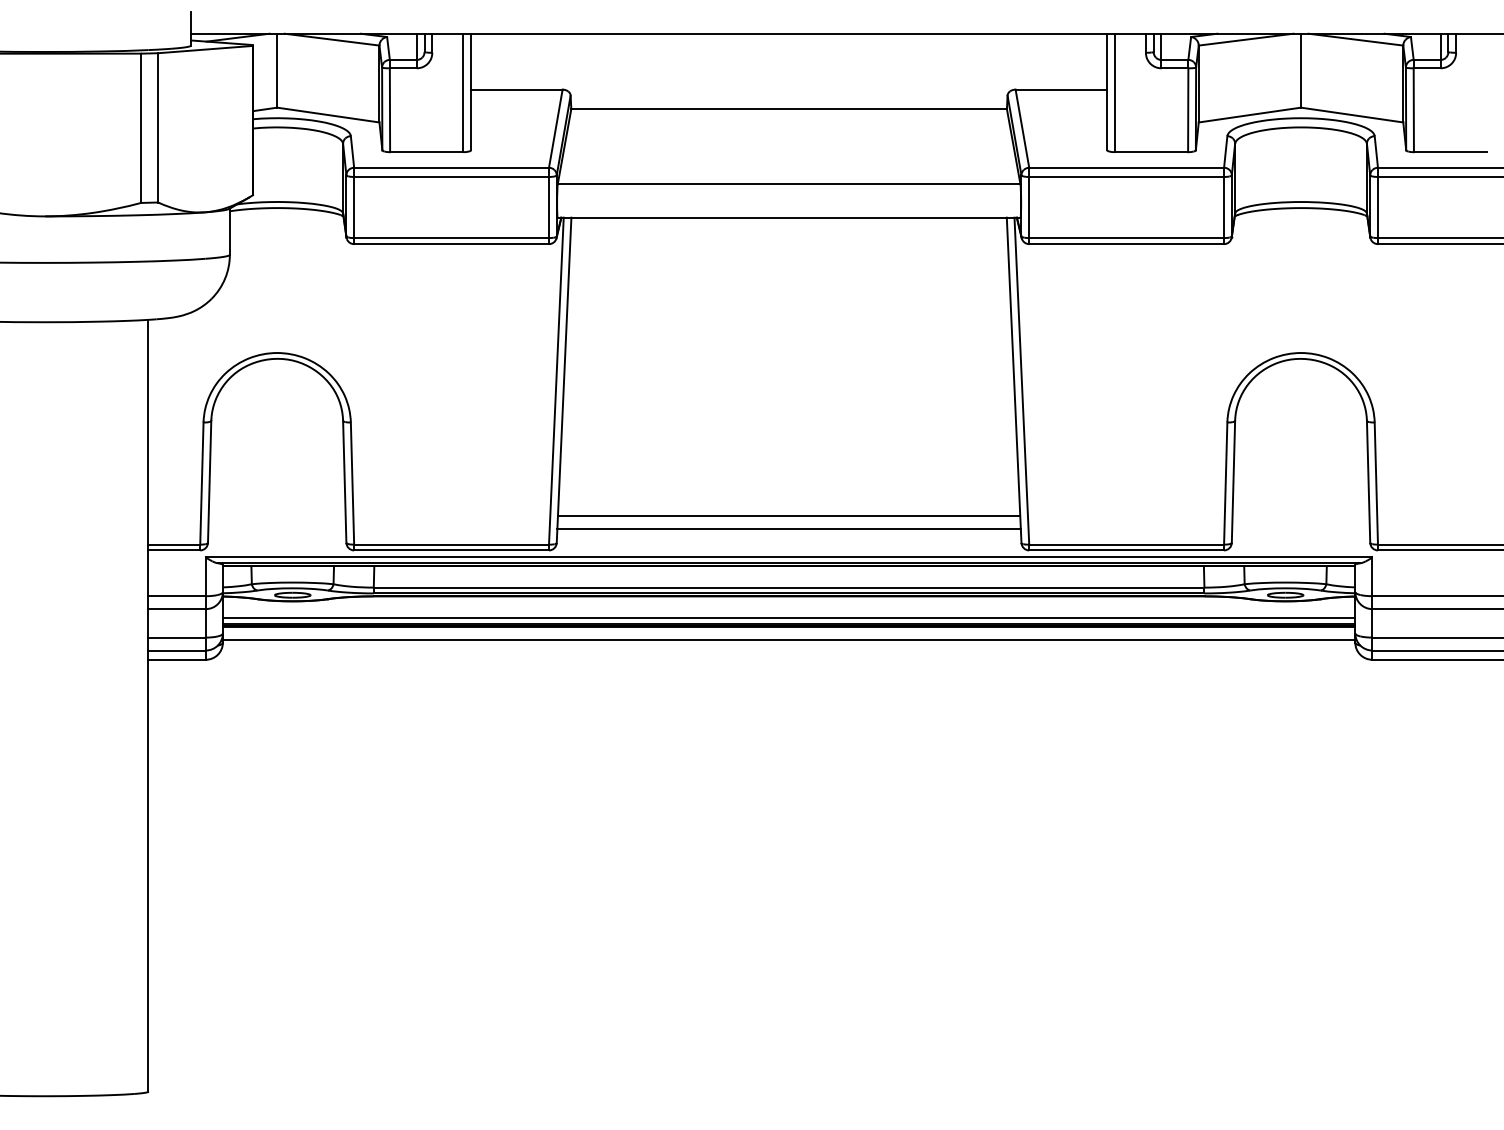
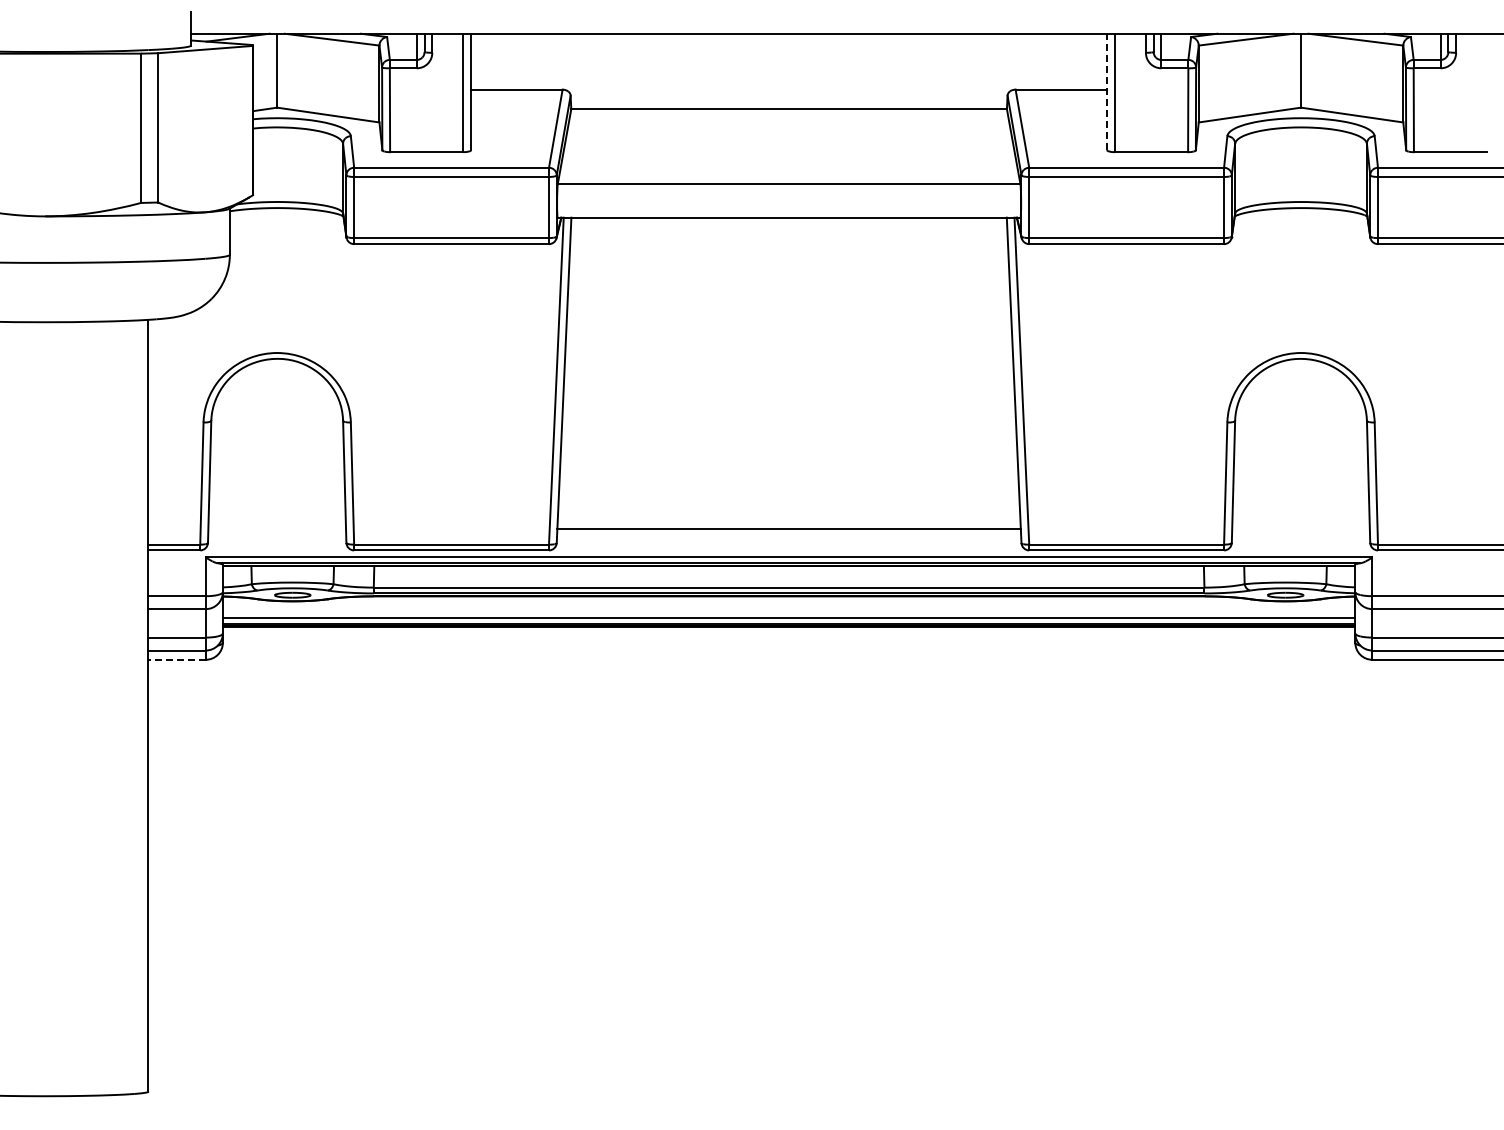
line: solid -> dashed (1107, 91)
line: present -> none (788, 516)
line: present -> none (788, 640)
line: solid -> dashed (177, 659)
